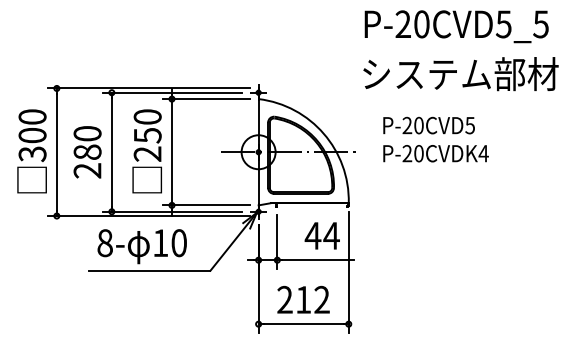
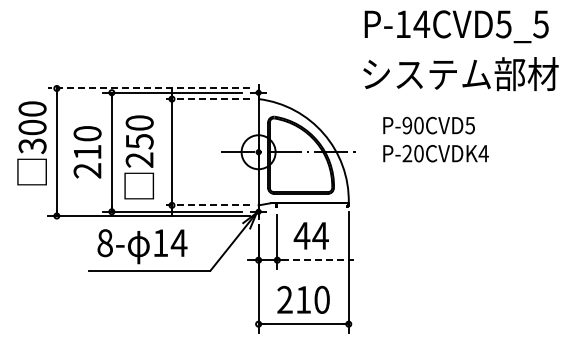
text: P-20CVD5_5 -> P-14CVD5_5 (412, 24)
line: solid -> dashed (149, 88)
line: solid -> dashed (206, 99)
text: P-20CVD5 -> P-90CVD5 (407, 125)
text position: (31, 151) -> (31, 143) (31, 143)
text: 280 -> 210 (87, 151)
text position: (146, 151) -> (138, 157) (138, 157)
line: solid -> dashed (206, 205)
text position: (321, 235) -> (310, 235) (310, 235)
text: 10 -> 14 (178, 243)
line: solid -> dashed (317, 260)
text: 212 -> 210 (321, 299)
